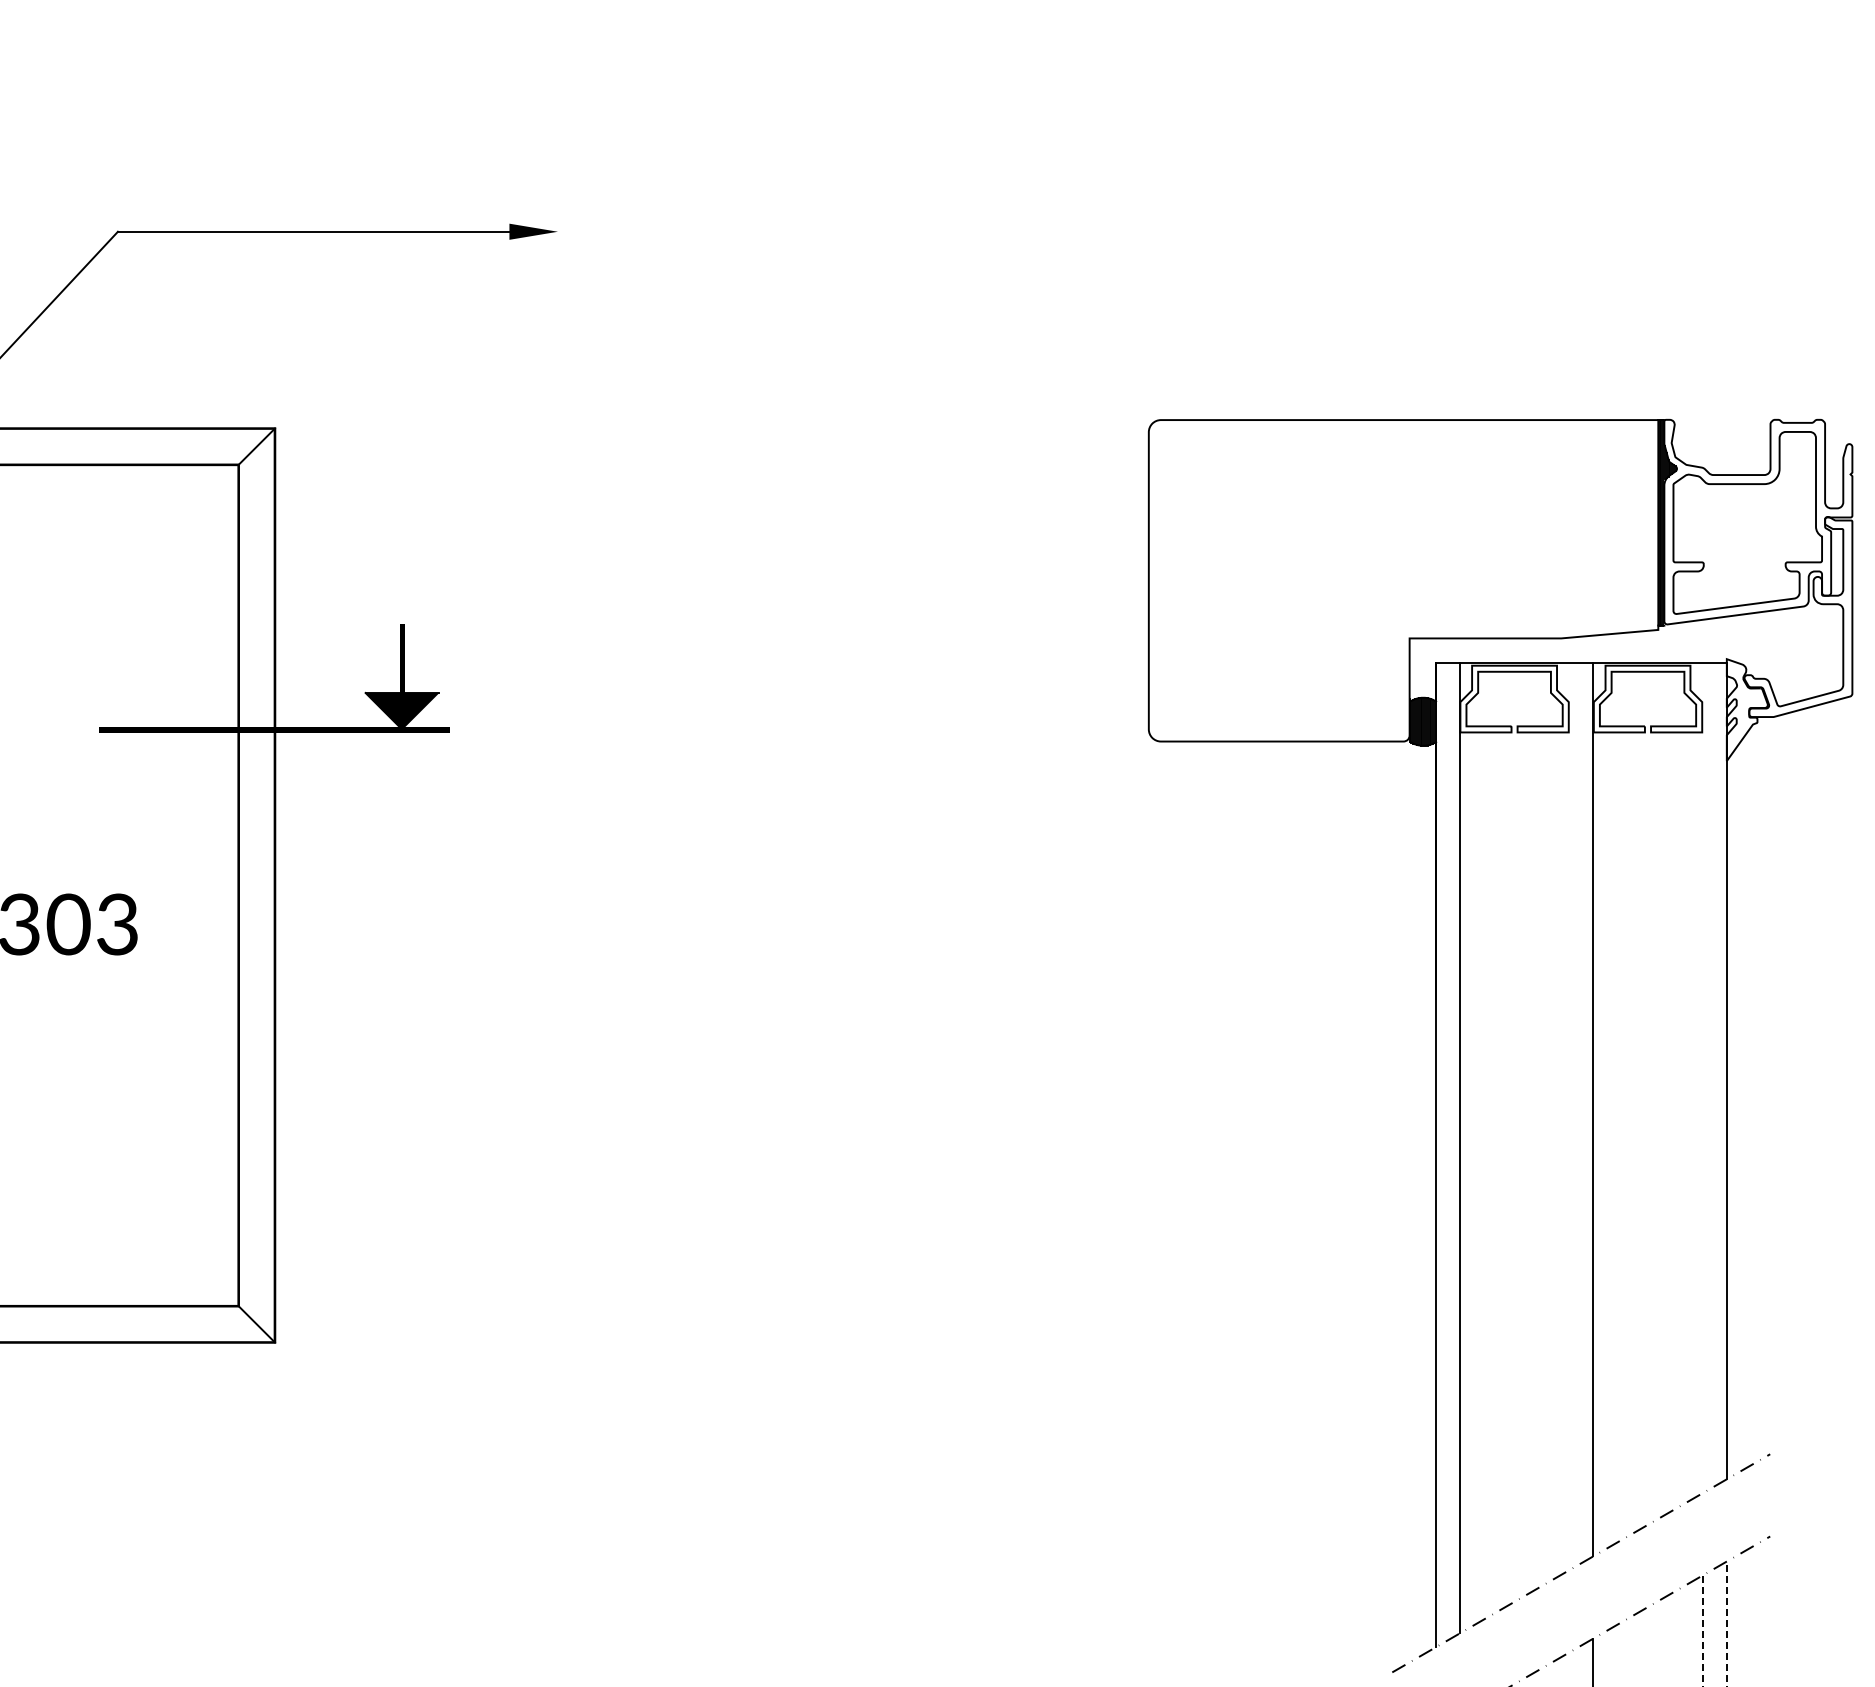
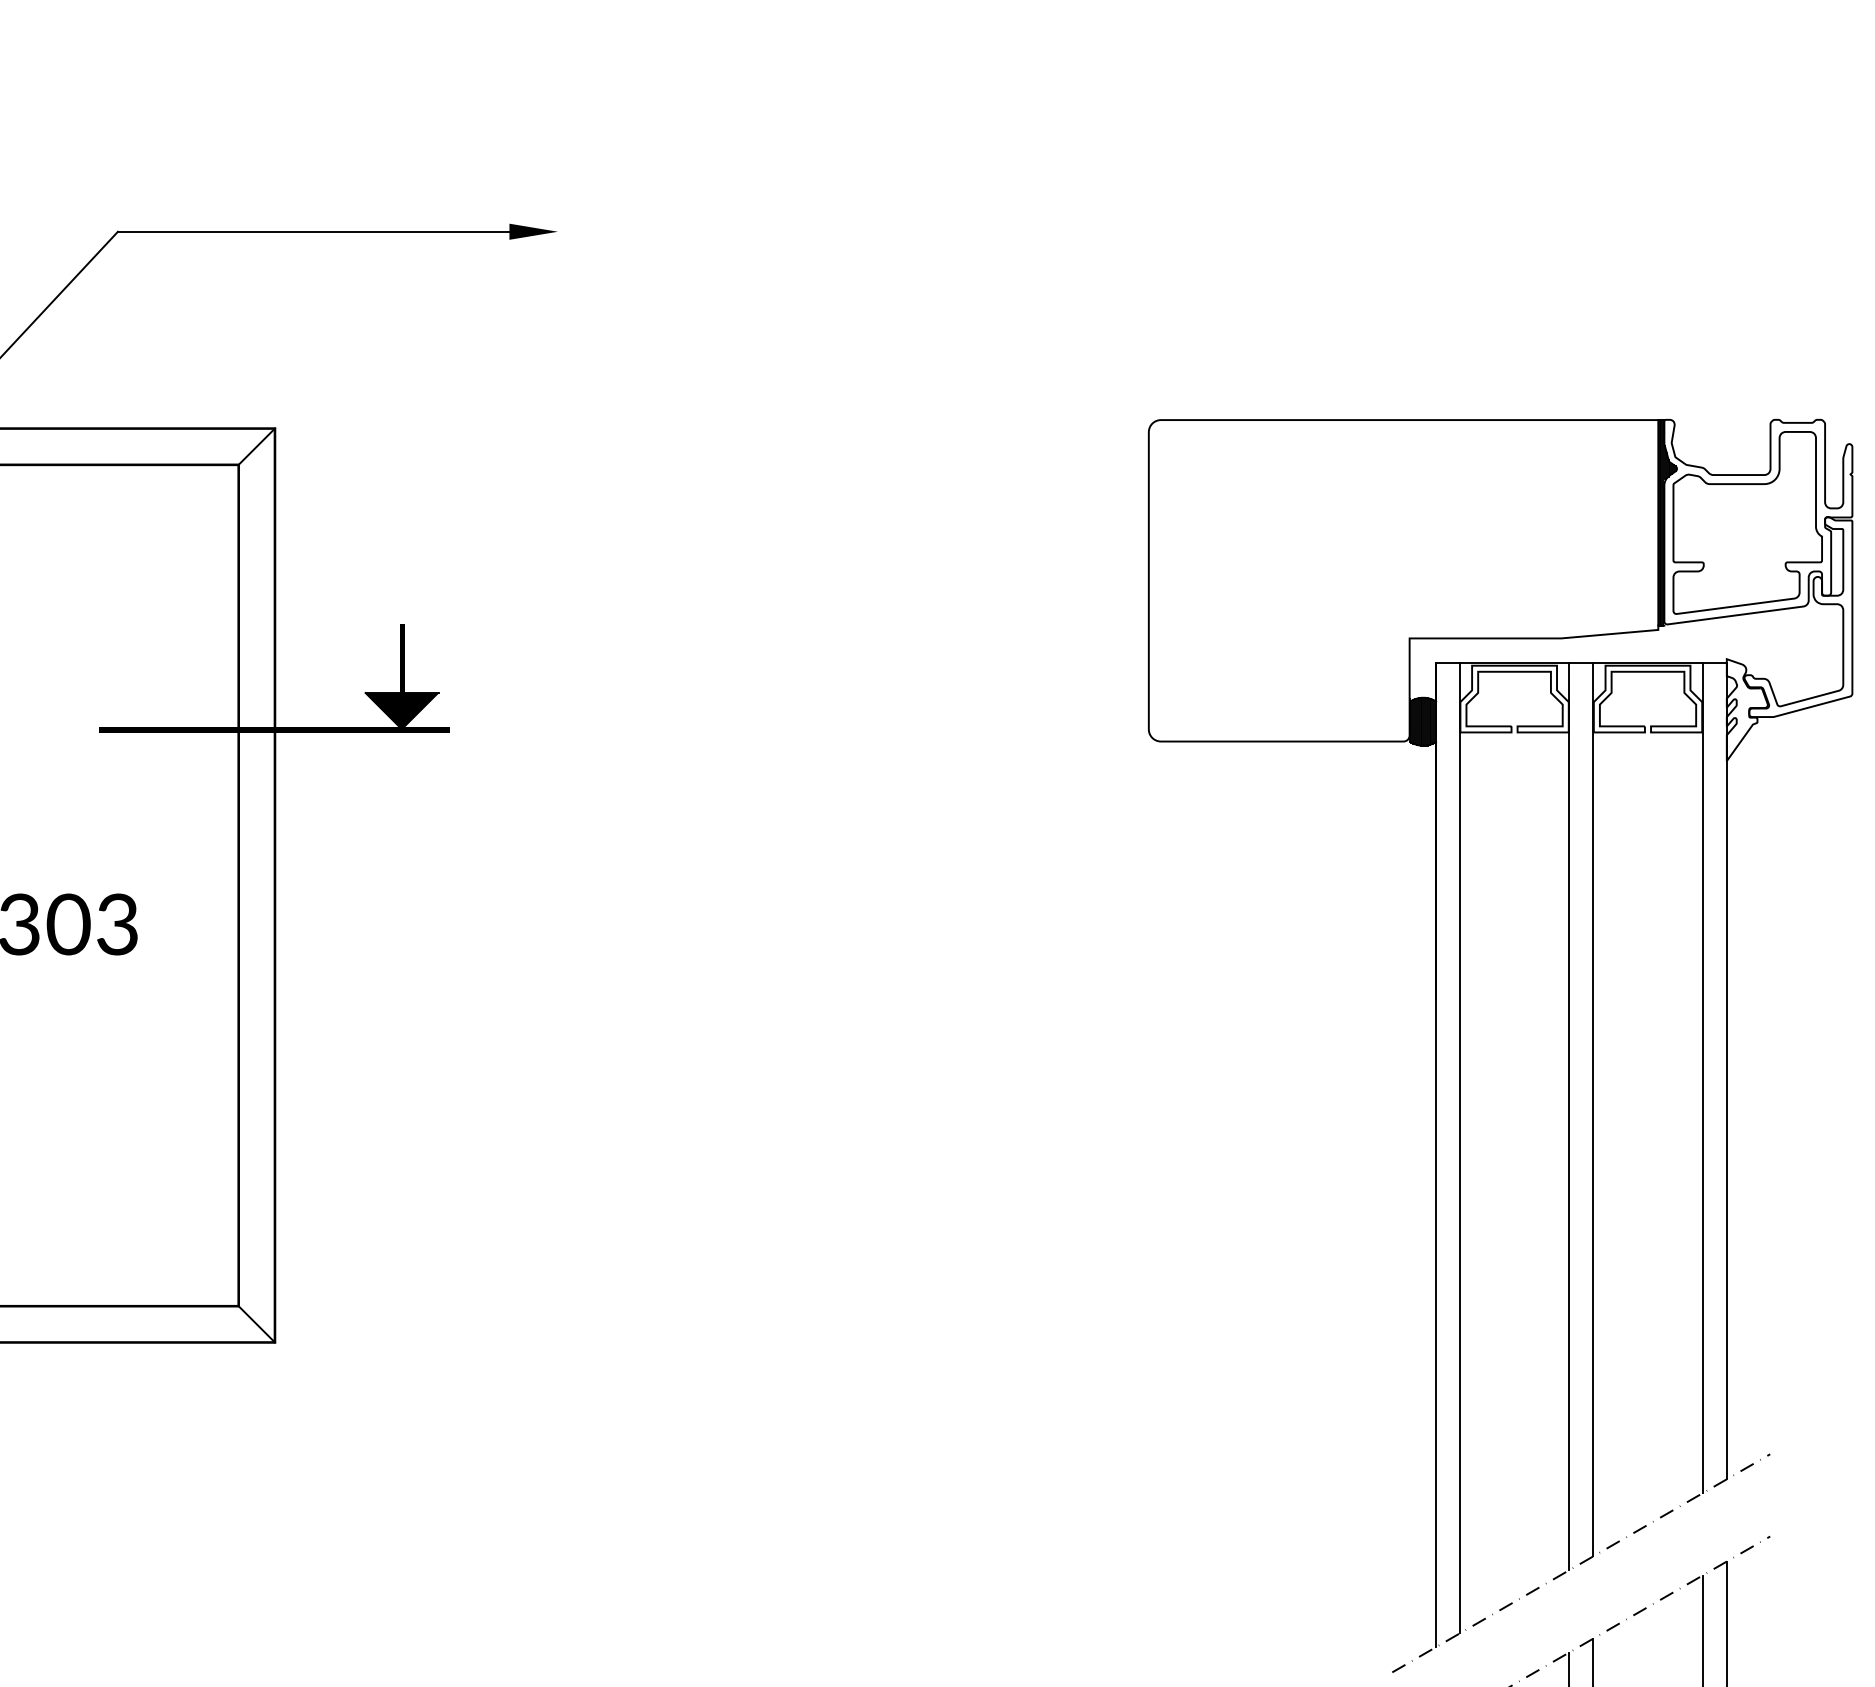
line: none -> present (1702, 1077)
line: none -> present (1569, 1116)
line: dashed -> solid (1726, 1623)
line: dashed -> solid (1702, 1630)
line: none -> present (1569, 1667)
